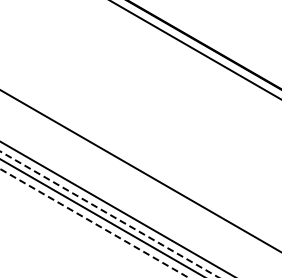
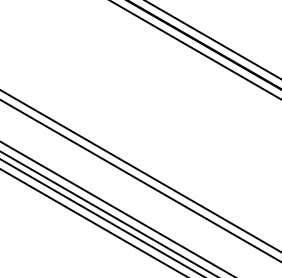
line: none -> present (213, 39)
line: none -> present (140, 180)
line: dashed -> solid (109, 214)
line: dashed -> solid (94, 223)
